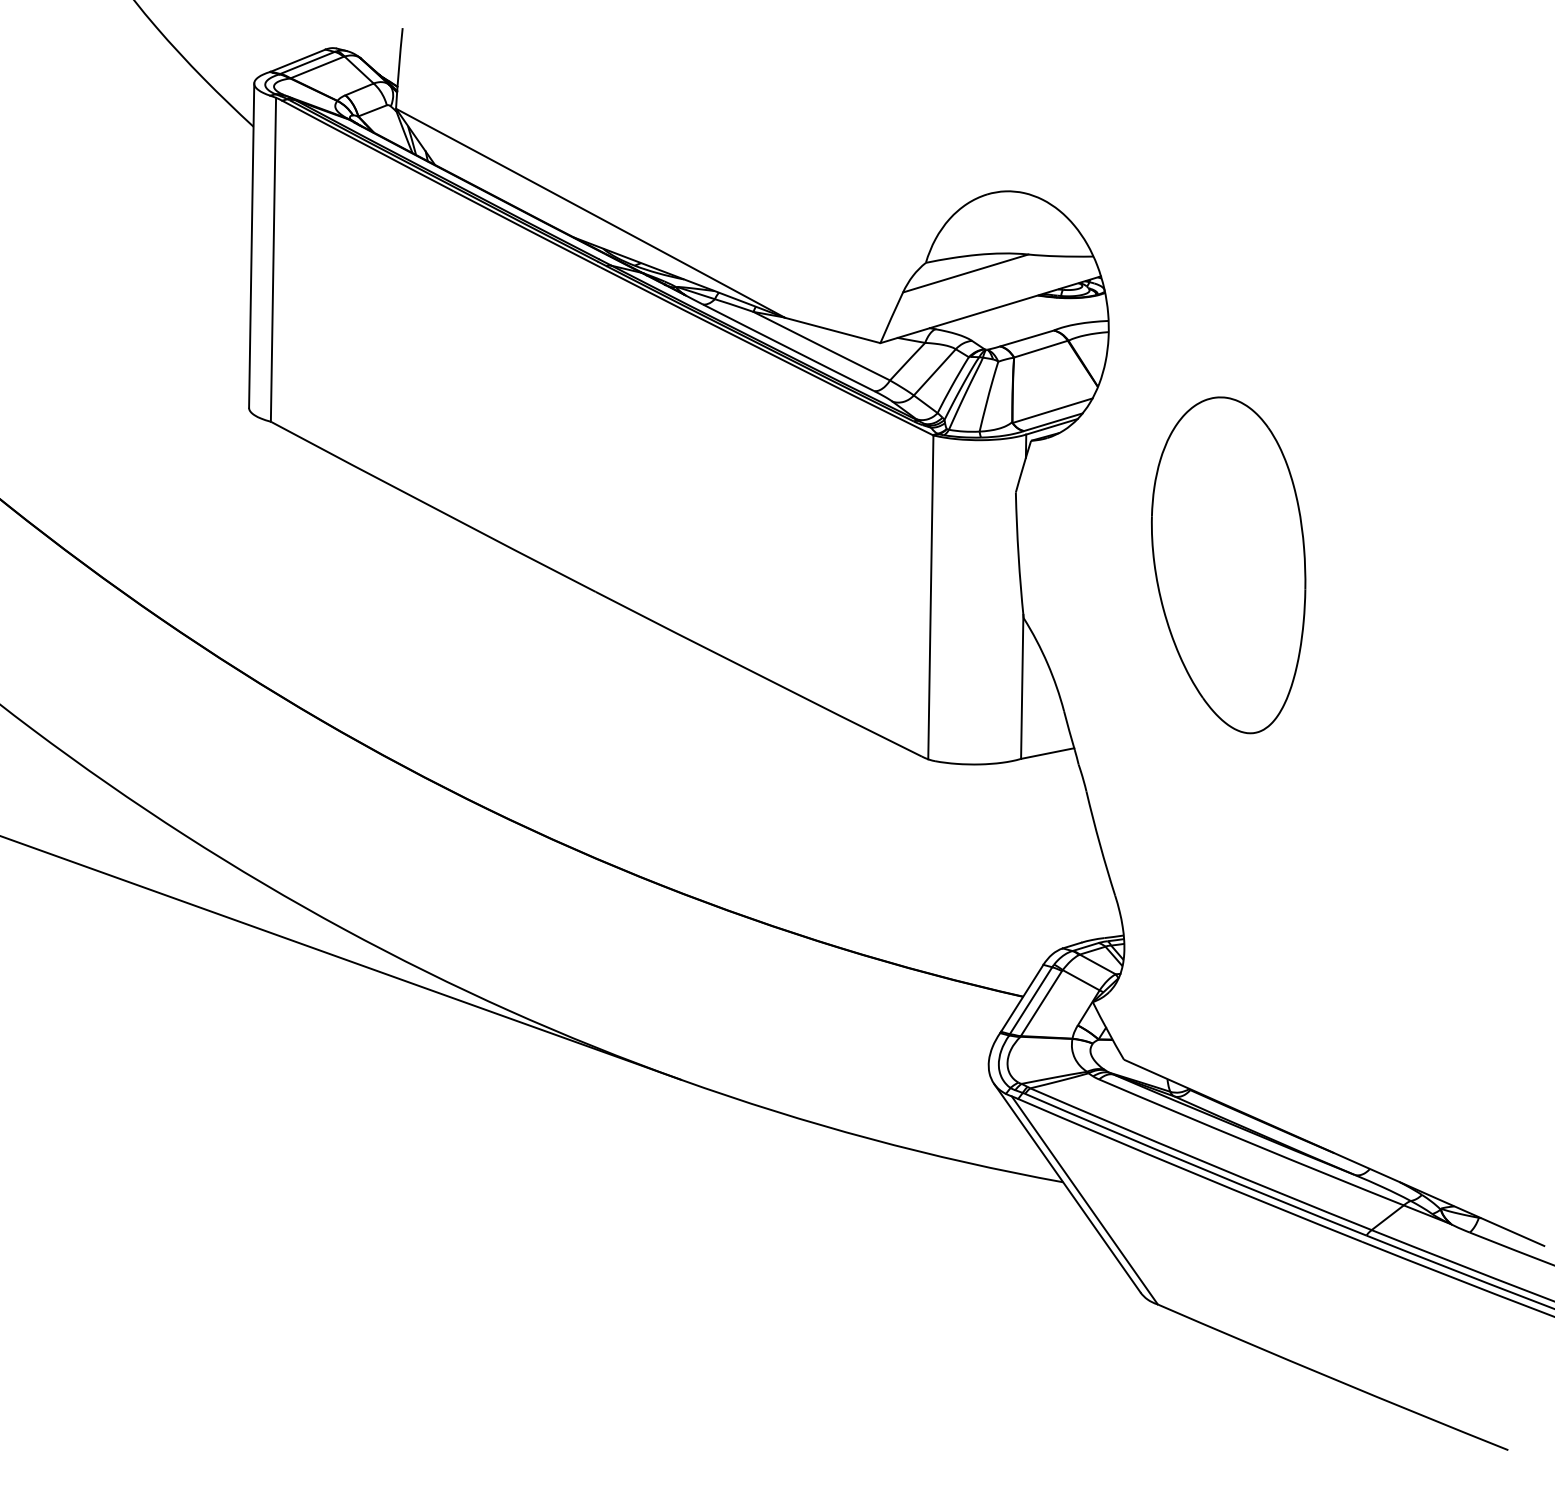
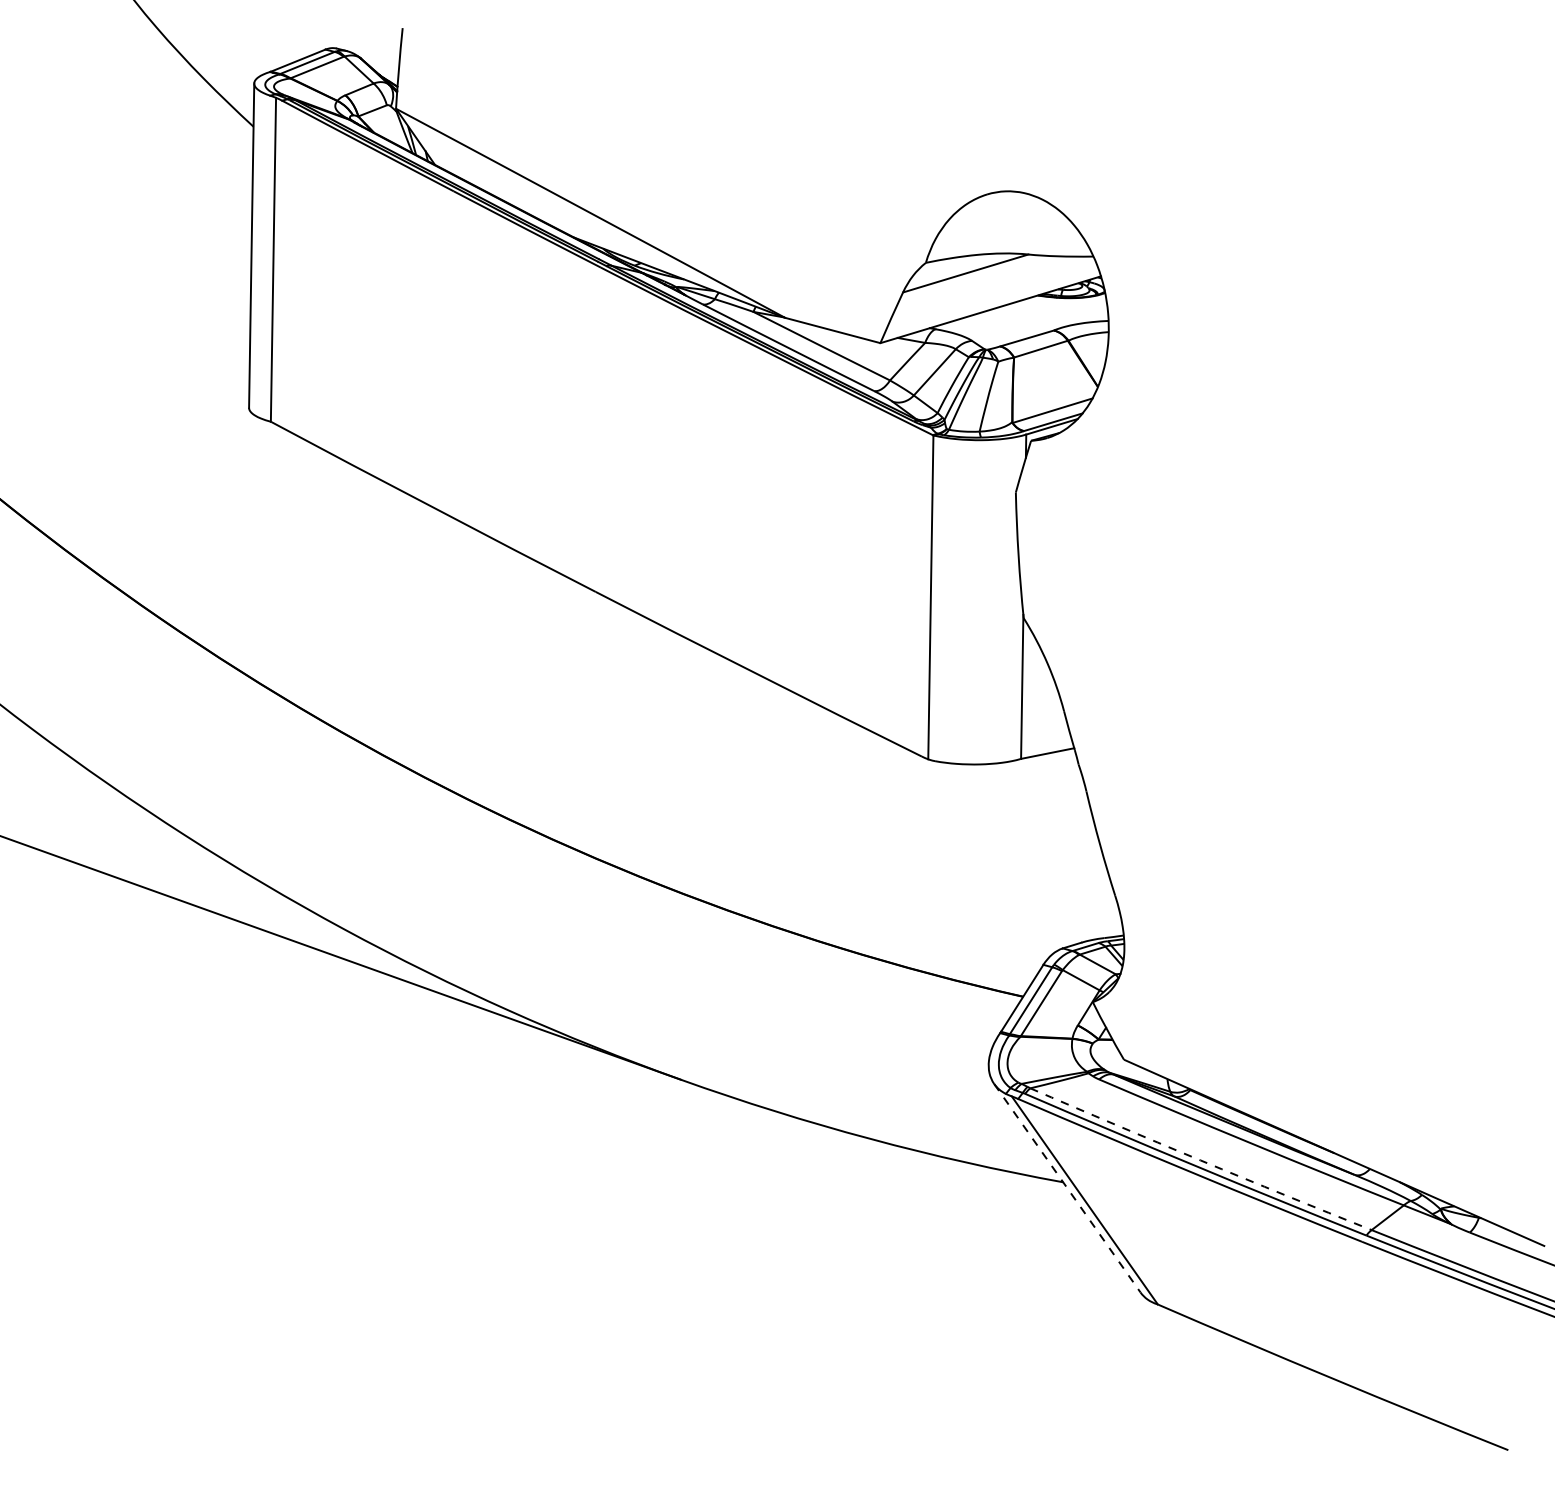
part: present -> none (1228, 565)
arc: solid -> dashed (1200, 1160)
line: solid -> dashed (1067, 1188)
